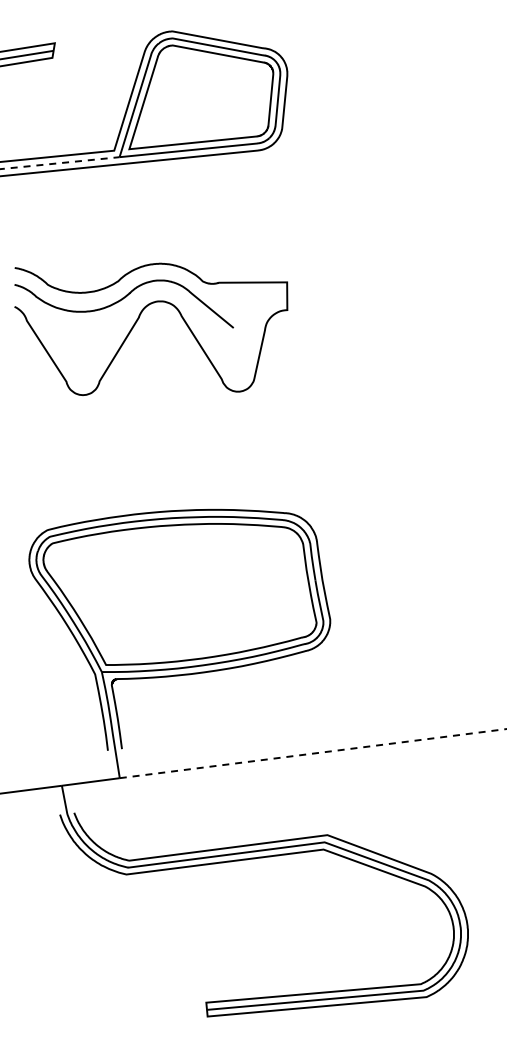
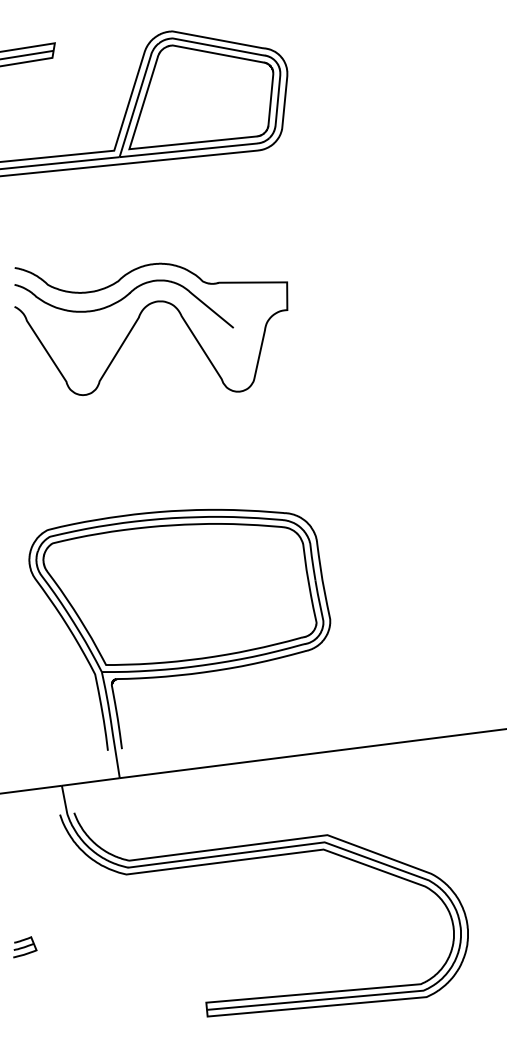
line: dashed -> solid (60, 163)
line: dashed -> solid (313, 753)
part: none -> present (25, 947)
